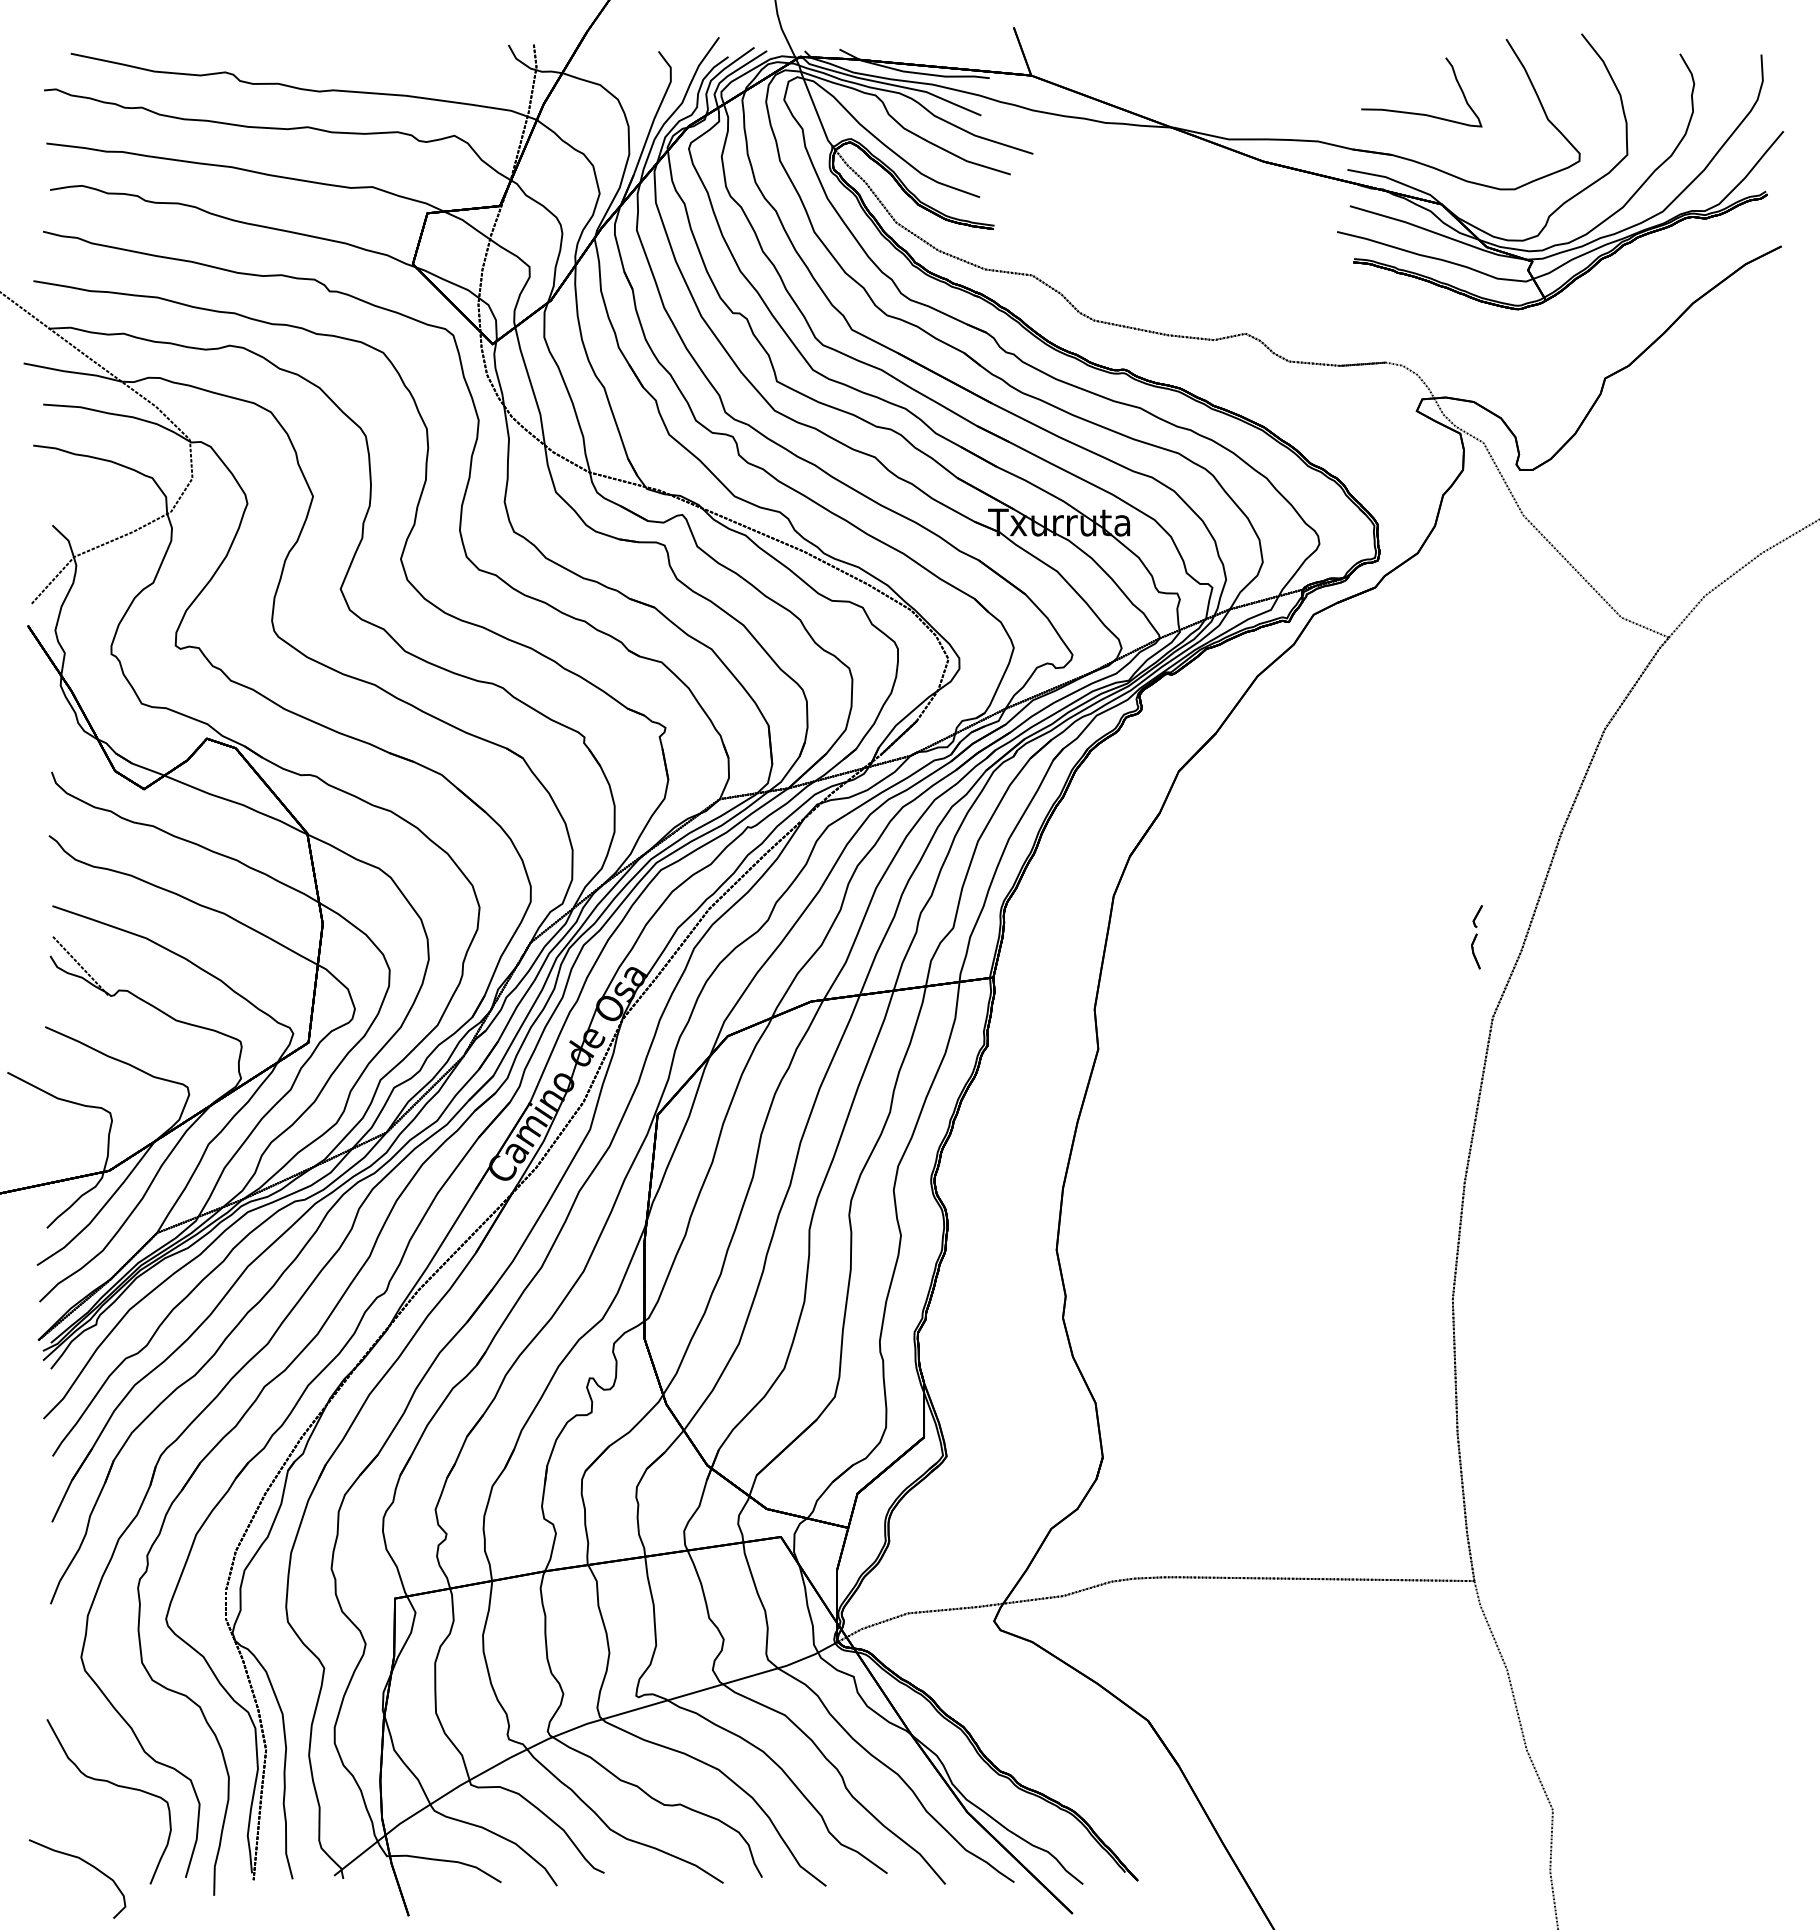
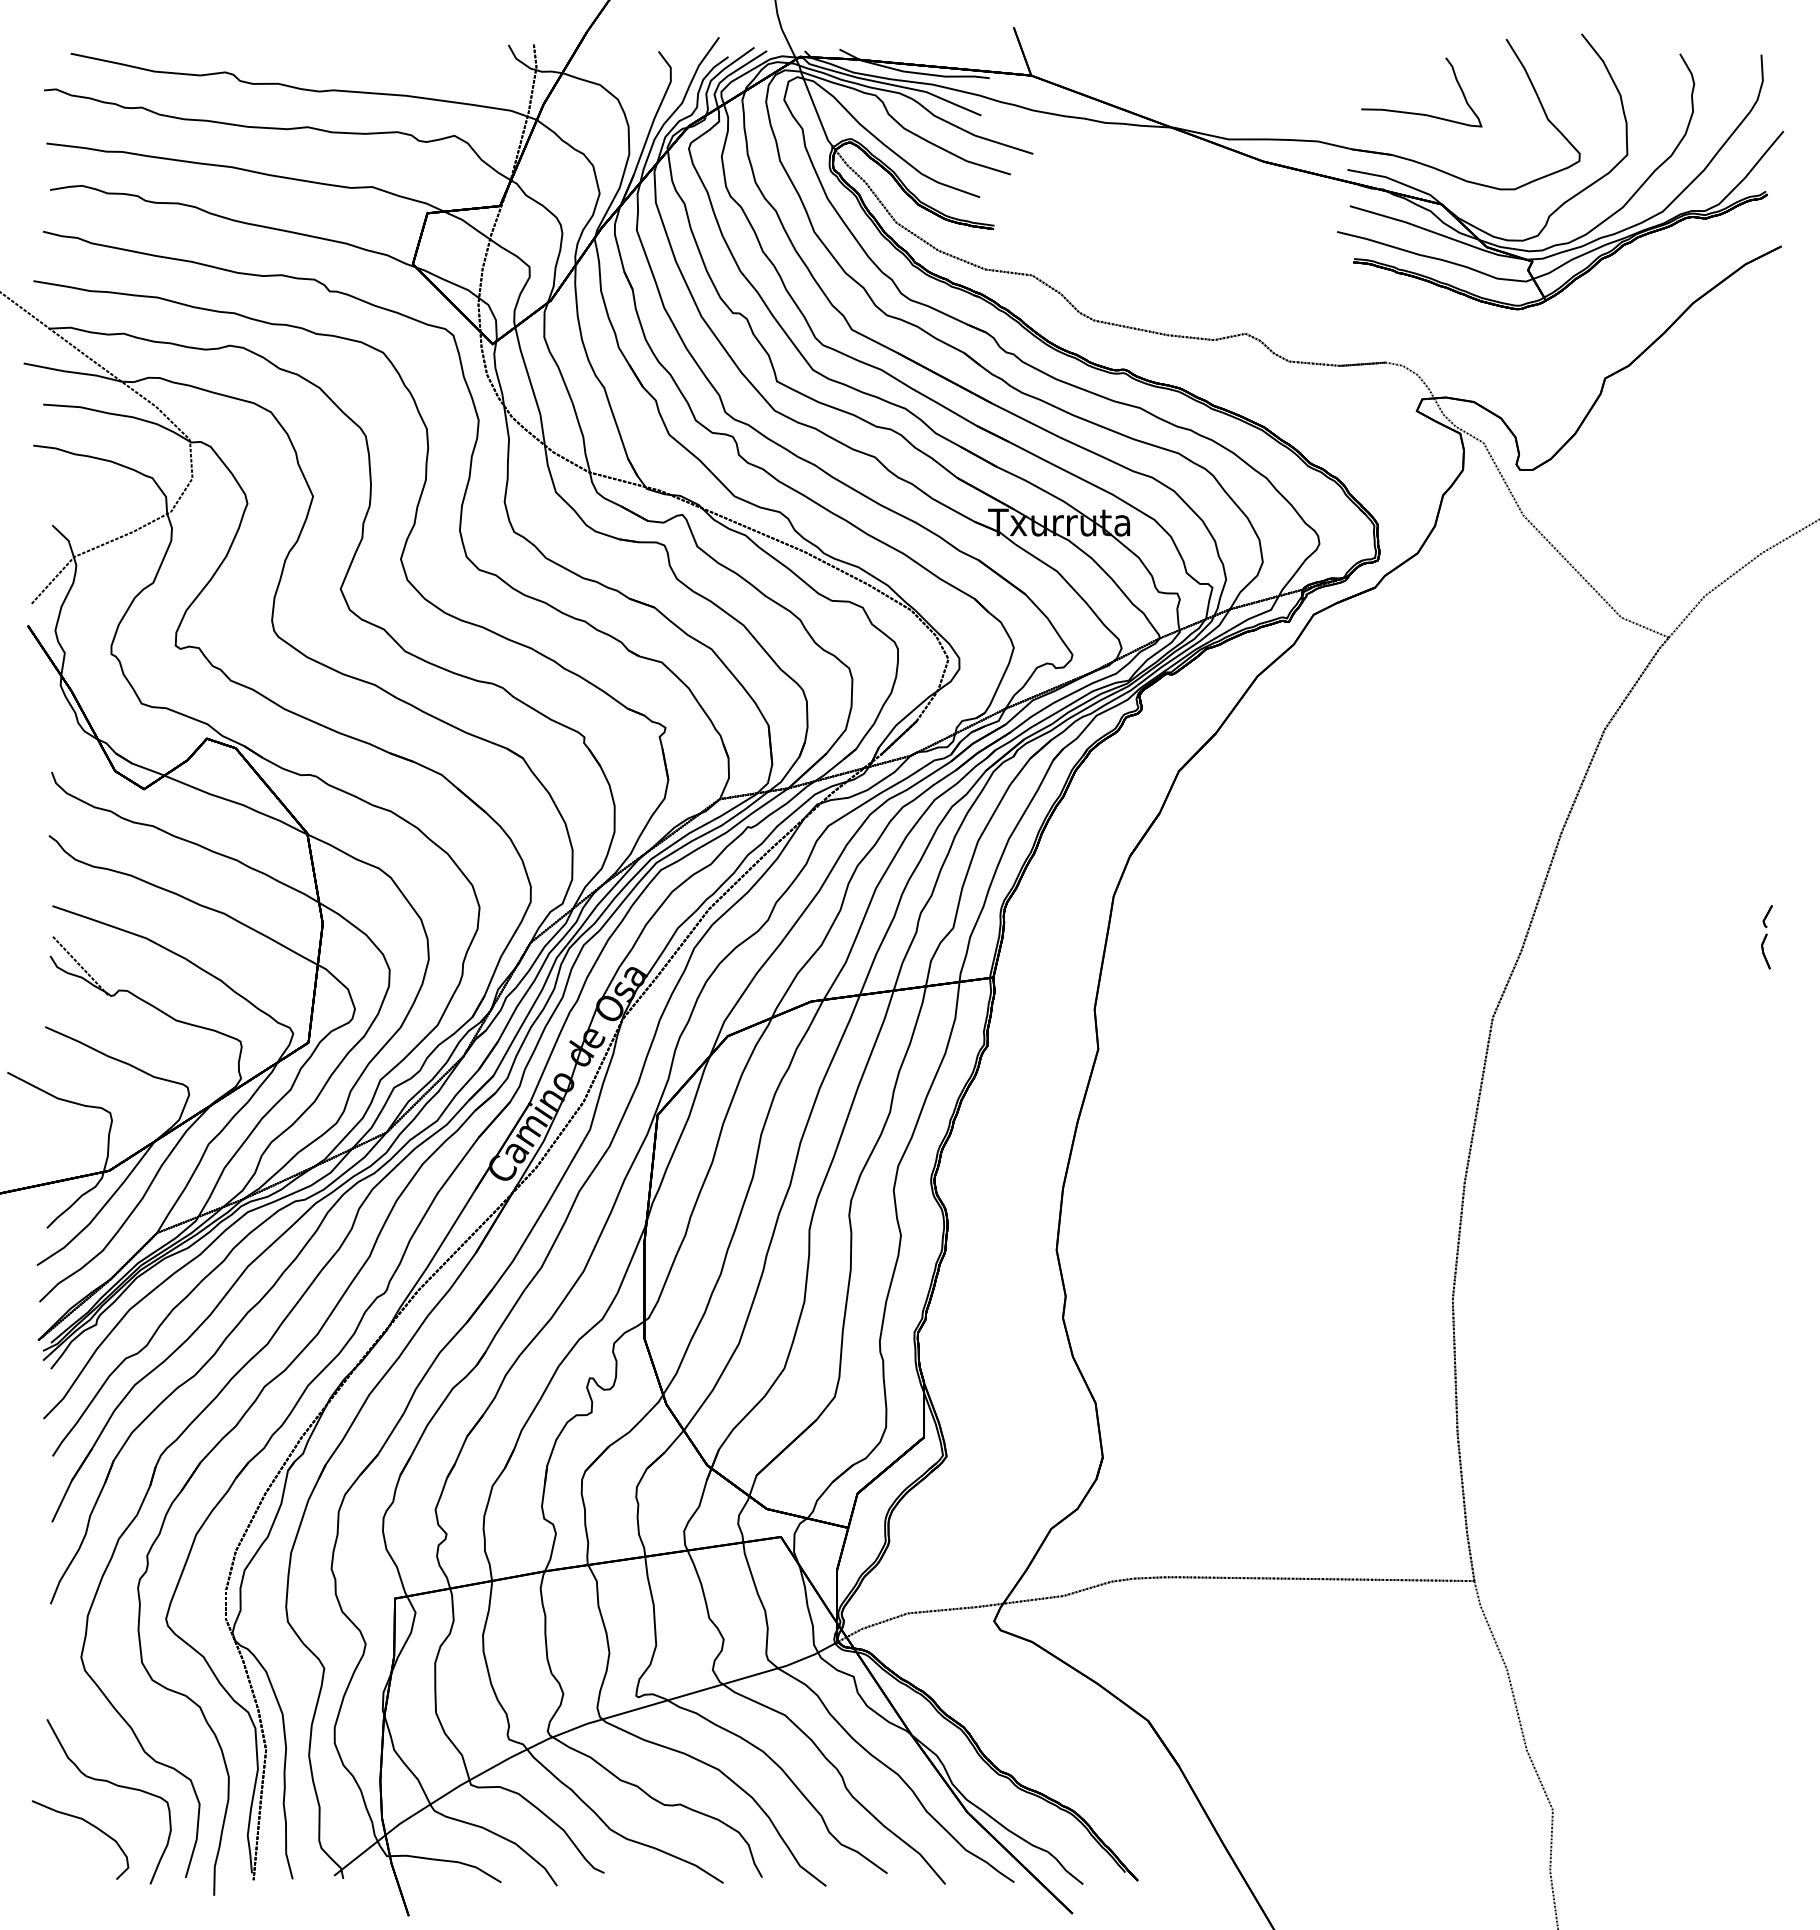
part position: (1476, 937) -> (1766, 937) (1766, 937)
curve position: (84, 1862) -> (87, 1823) (87, 1823)
